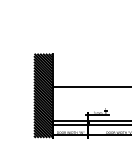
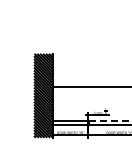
line: solid -> dashed (110, 120)
